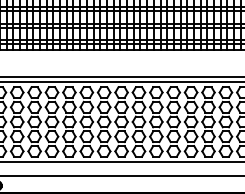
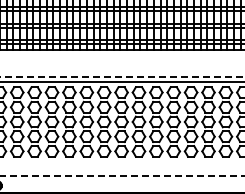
line: solid -> dashed (122, 77)
line: present -> none (121, 161)
line: solid -> dashed (122, 176)
